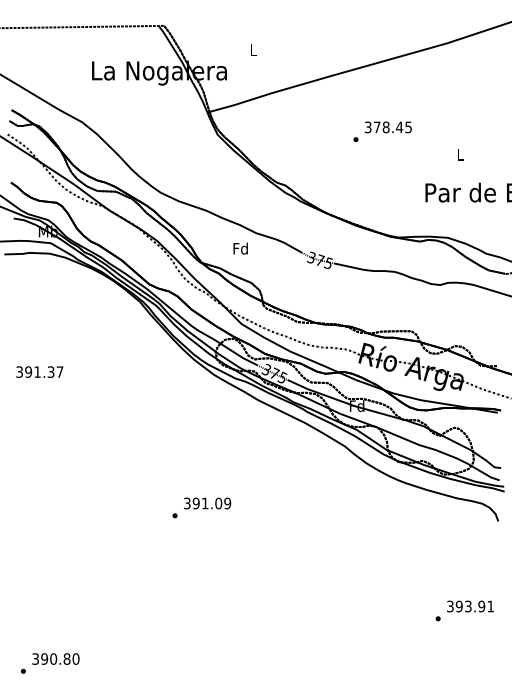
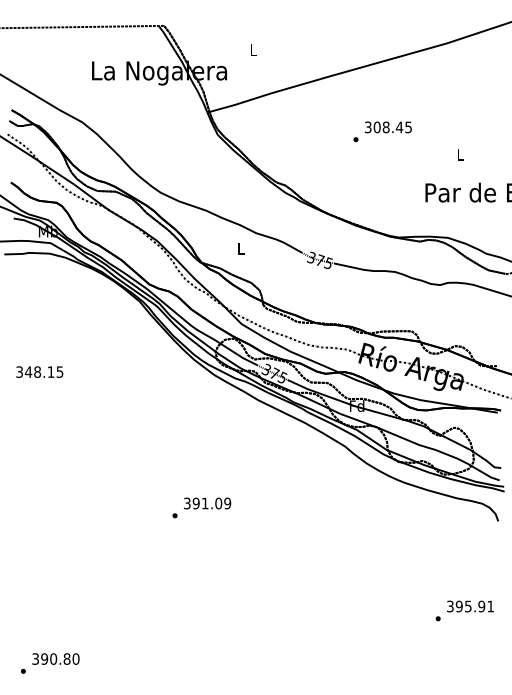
text: 378.45 -> 308.45 (376, 127)
text: Fd -> L (240, 248)
text: 391.37 -> 348.15 (43, 371)
text: 393.91 -> 395.91 (468, 605)
